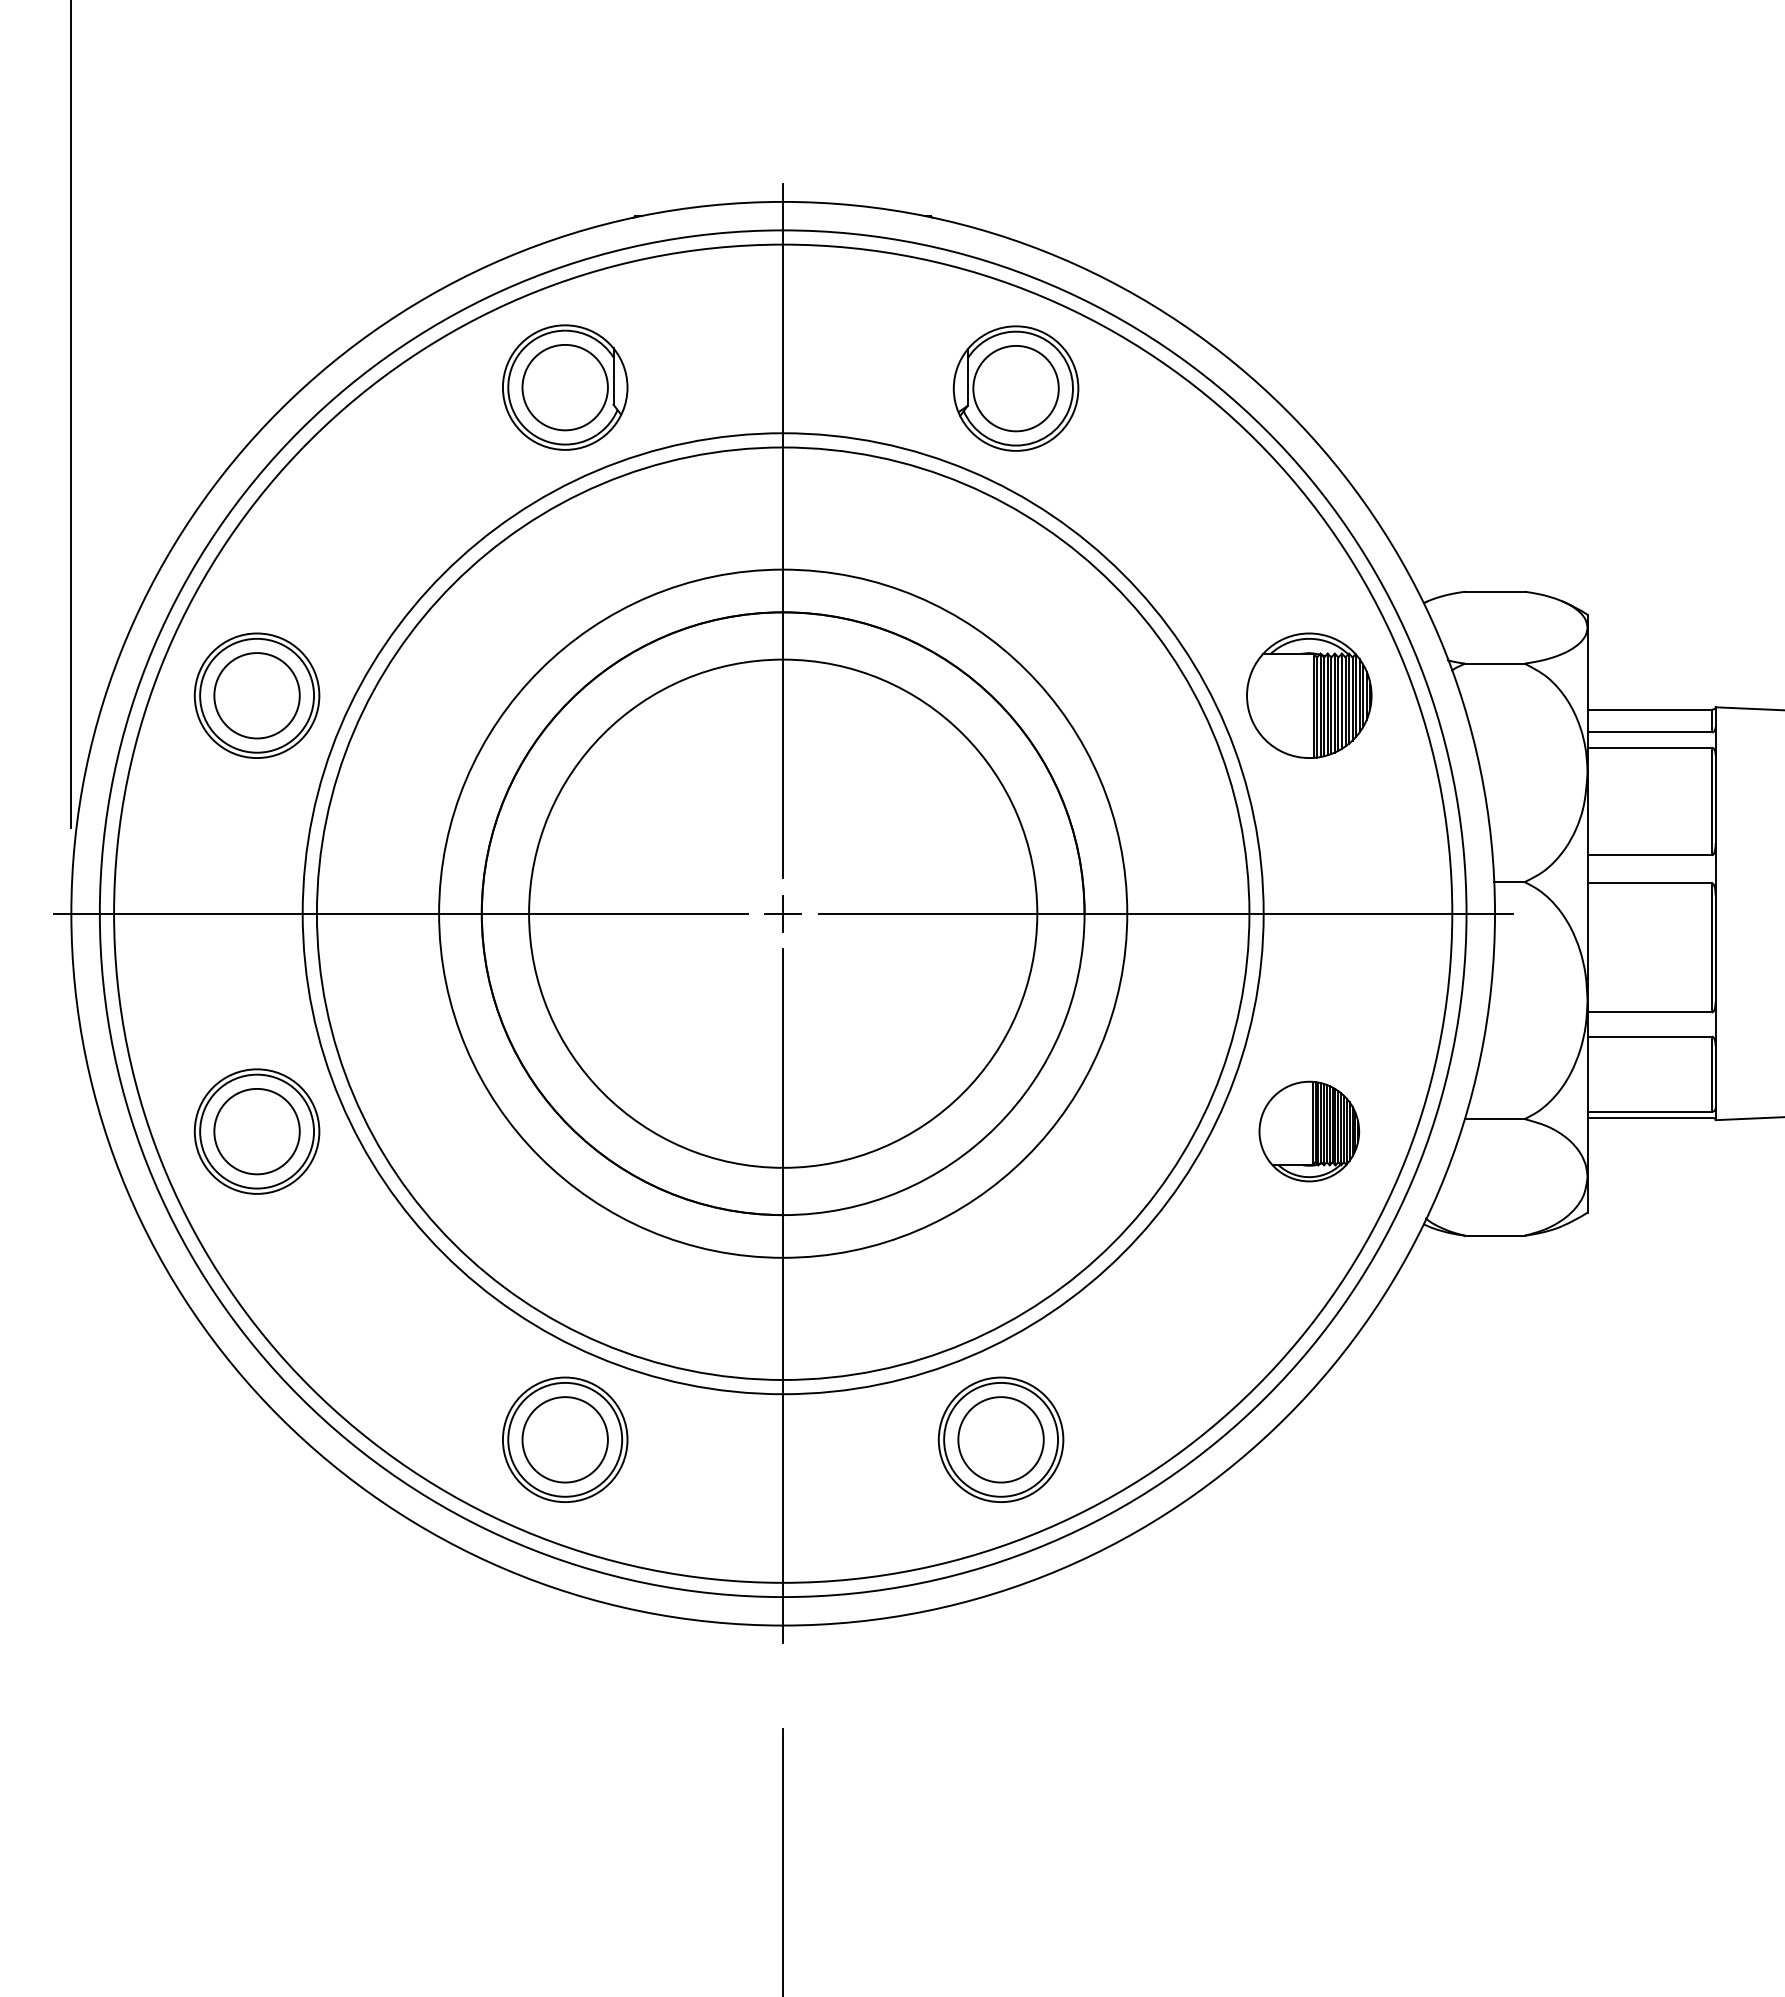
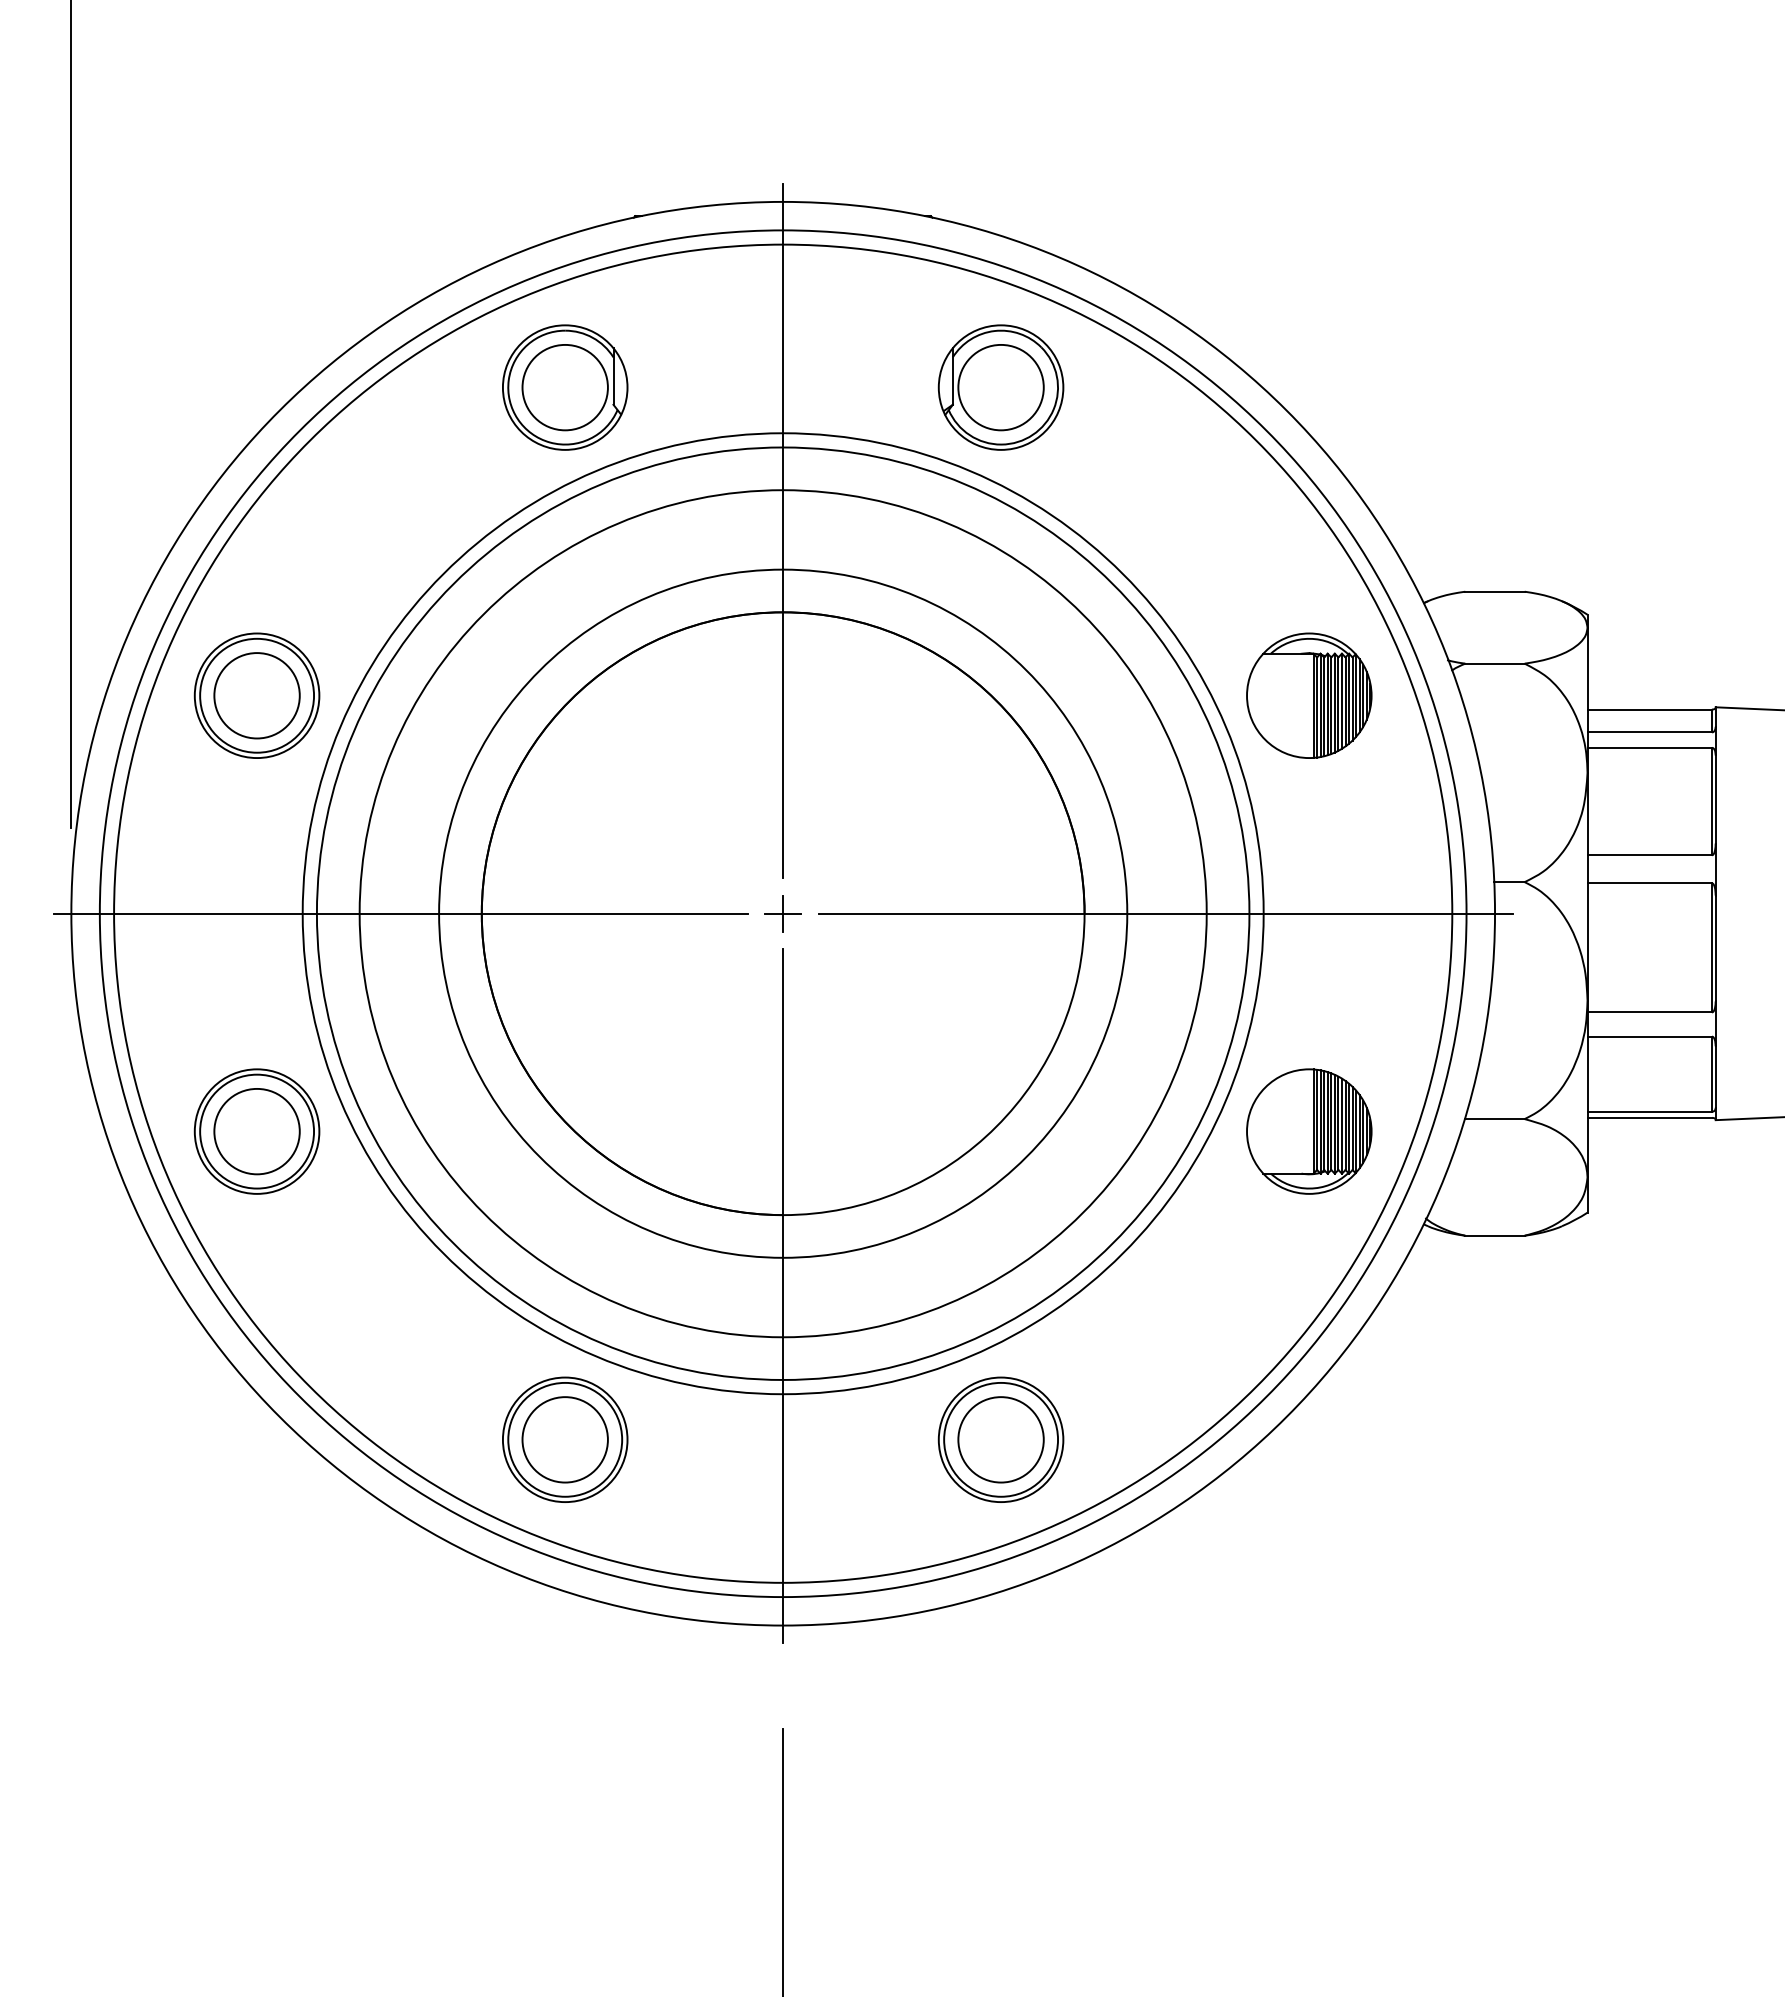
part position: (1015, 388) -> (1000, 387) (1000, 387)
circle diameter: 508 px -> 847 px (782, 913)
part size: 103x103 px -> 127x127 px (1309, 1131)
